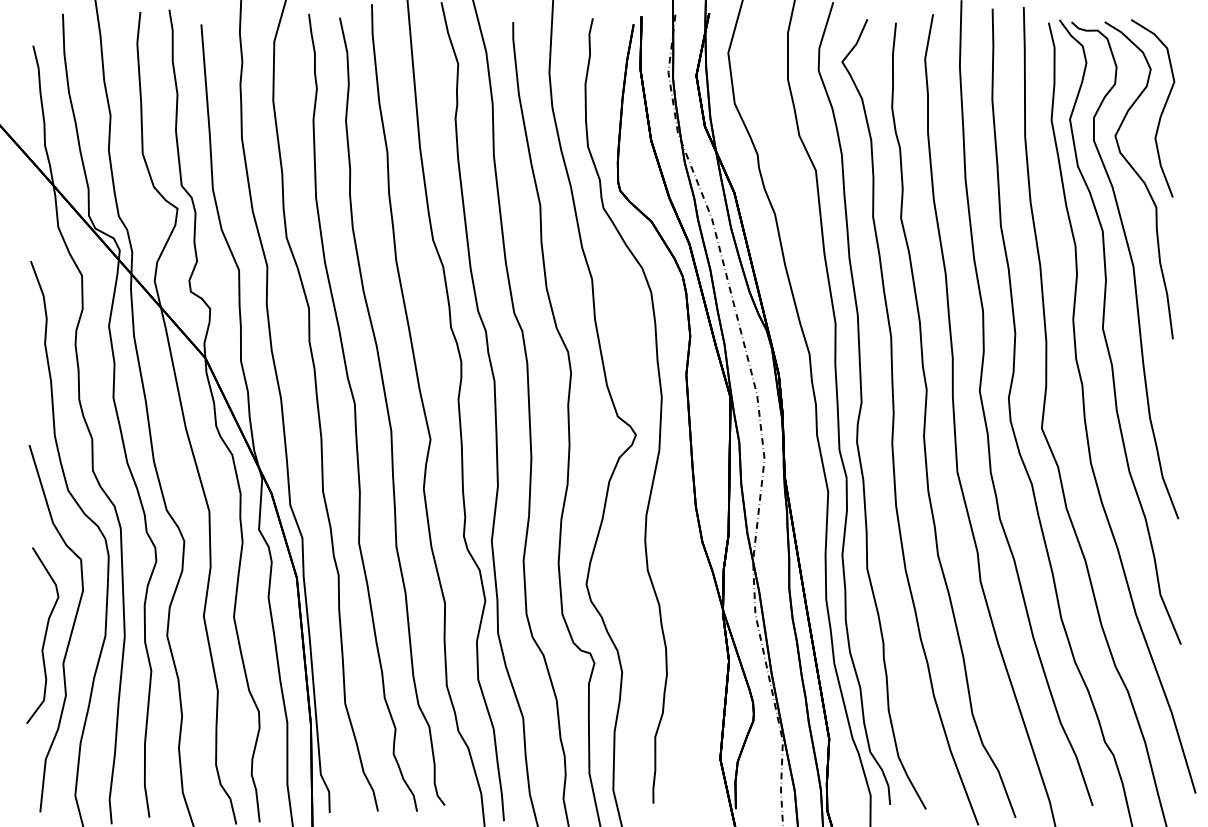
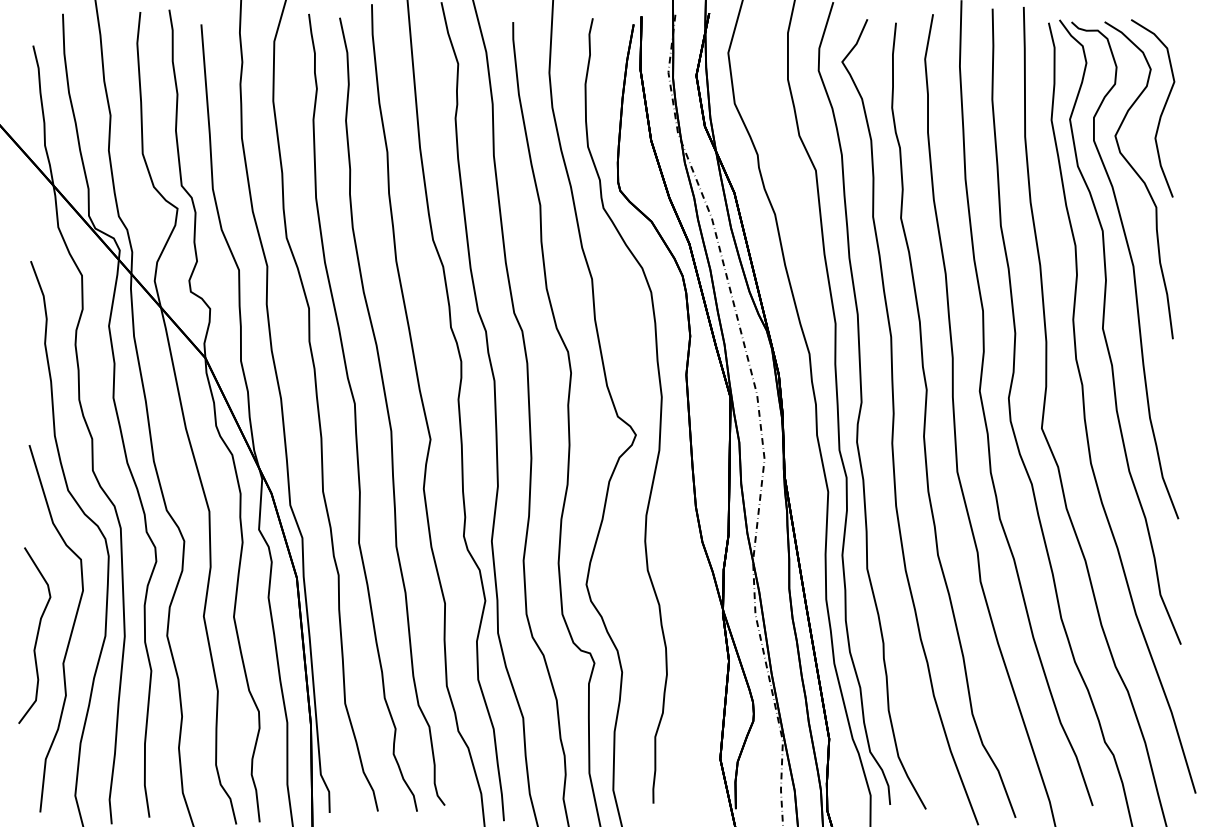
curve position: (44, 635) -> (36, 635) (36, 635)
